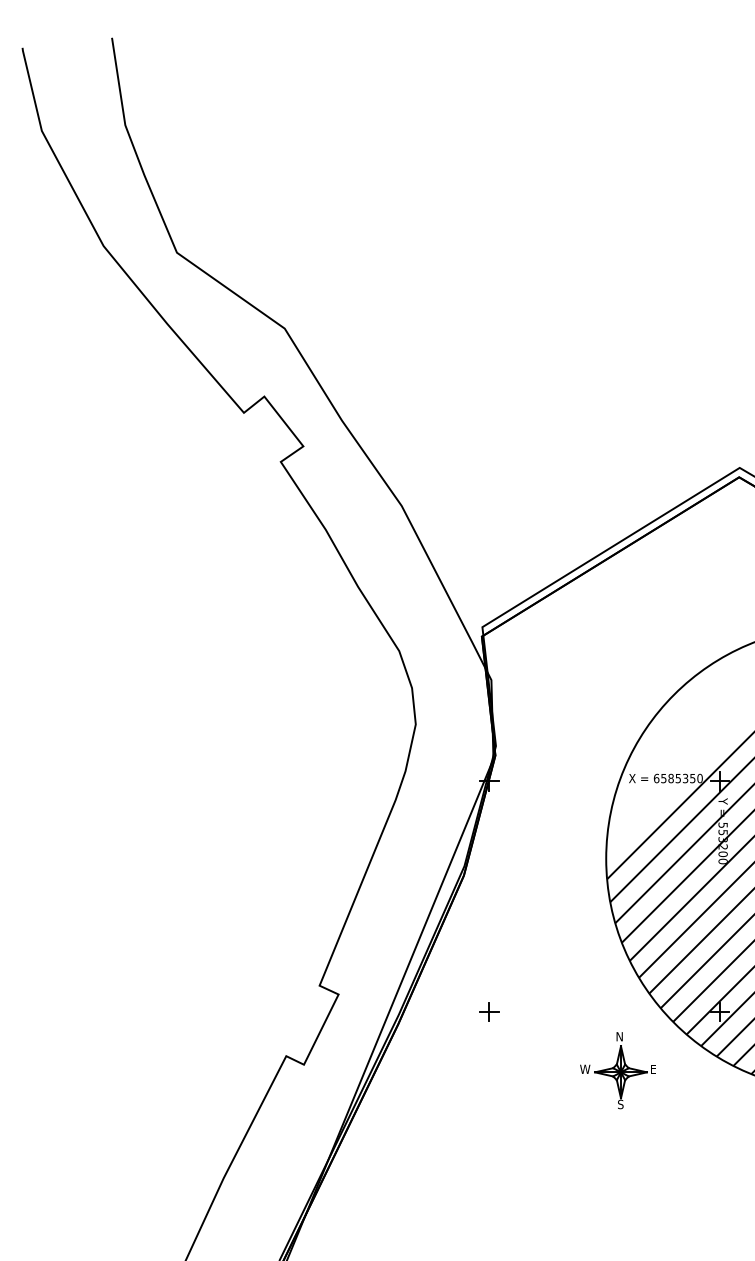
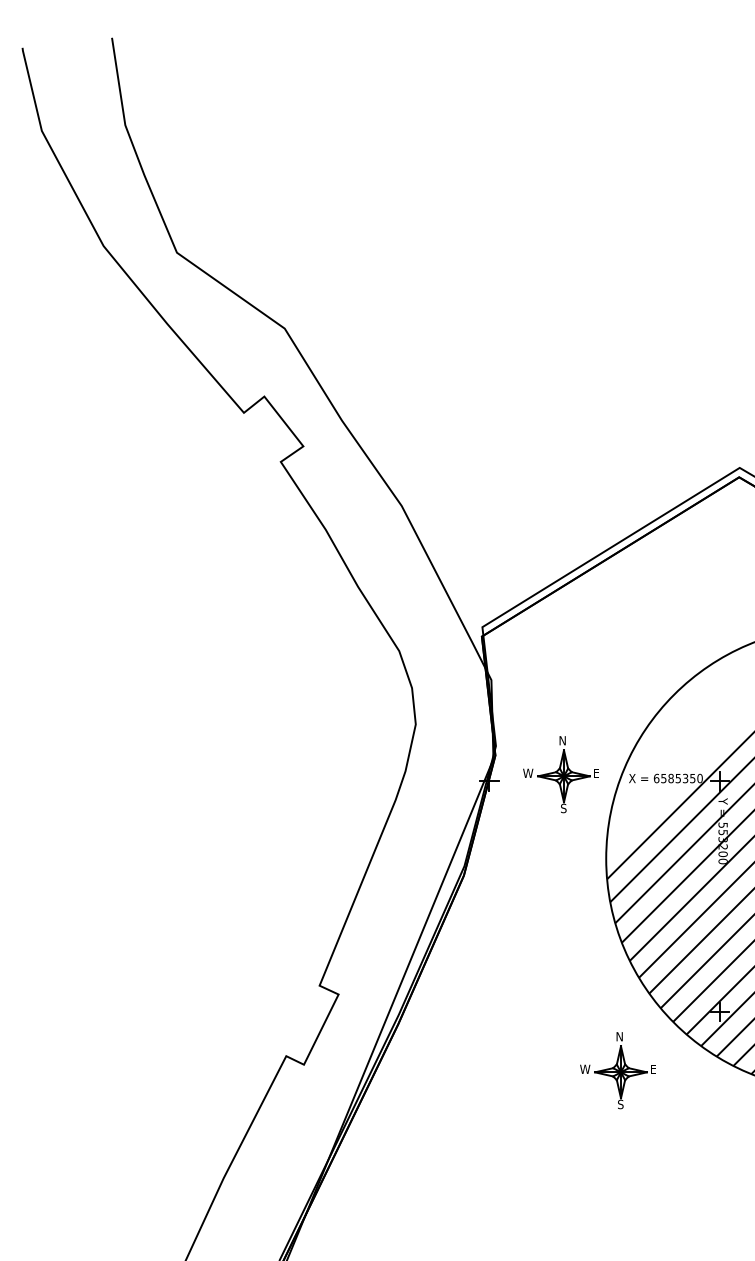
part: none -> present (560, 774)
part: present -> none (489, 1011)
